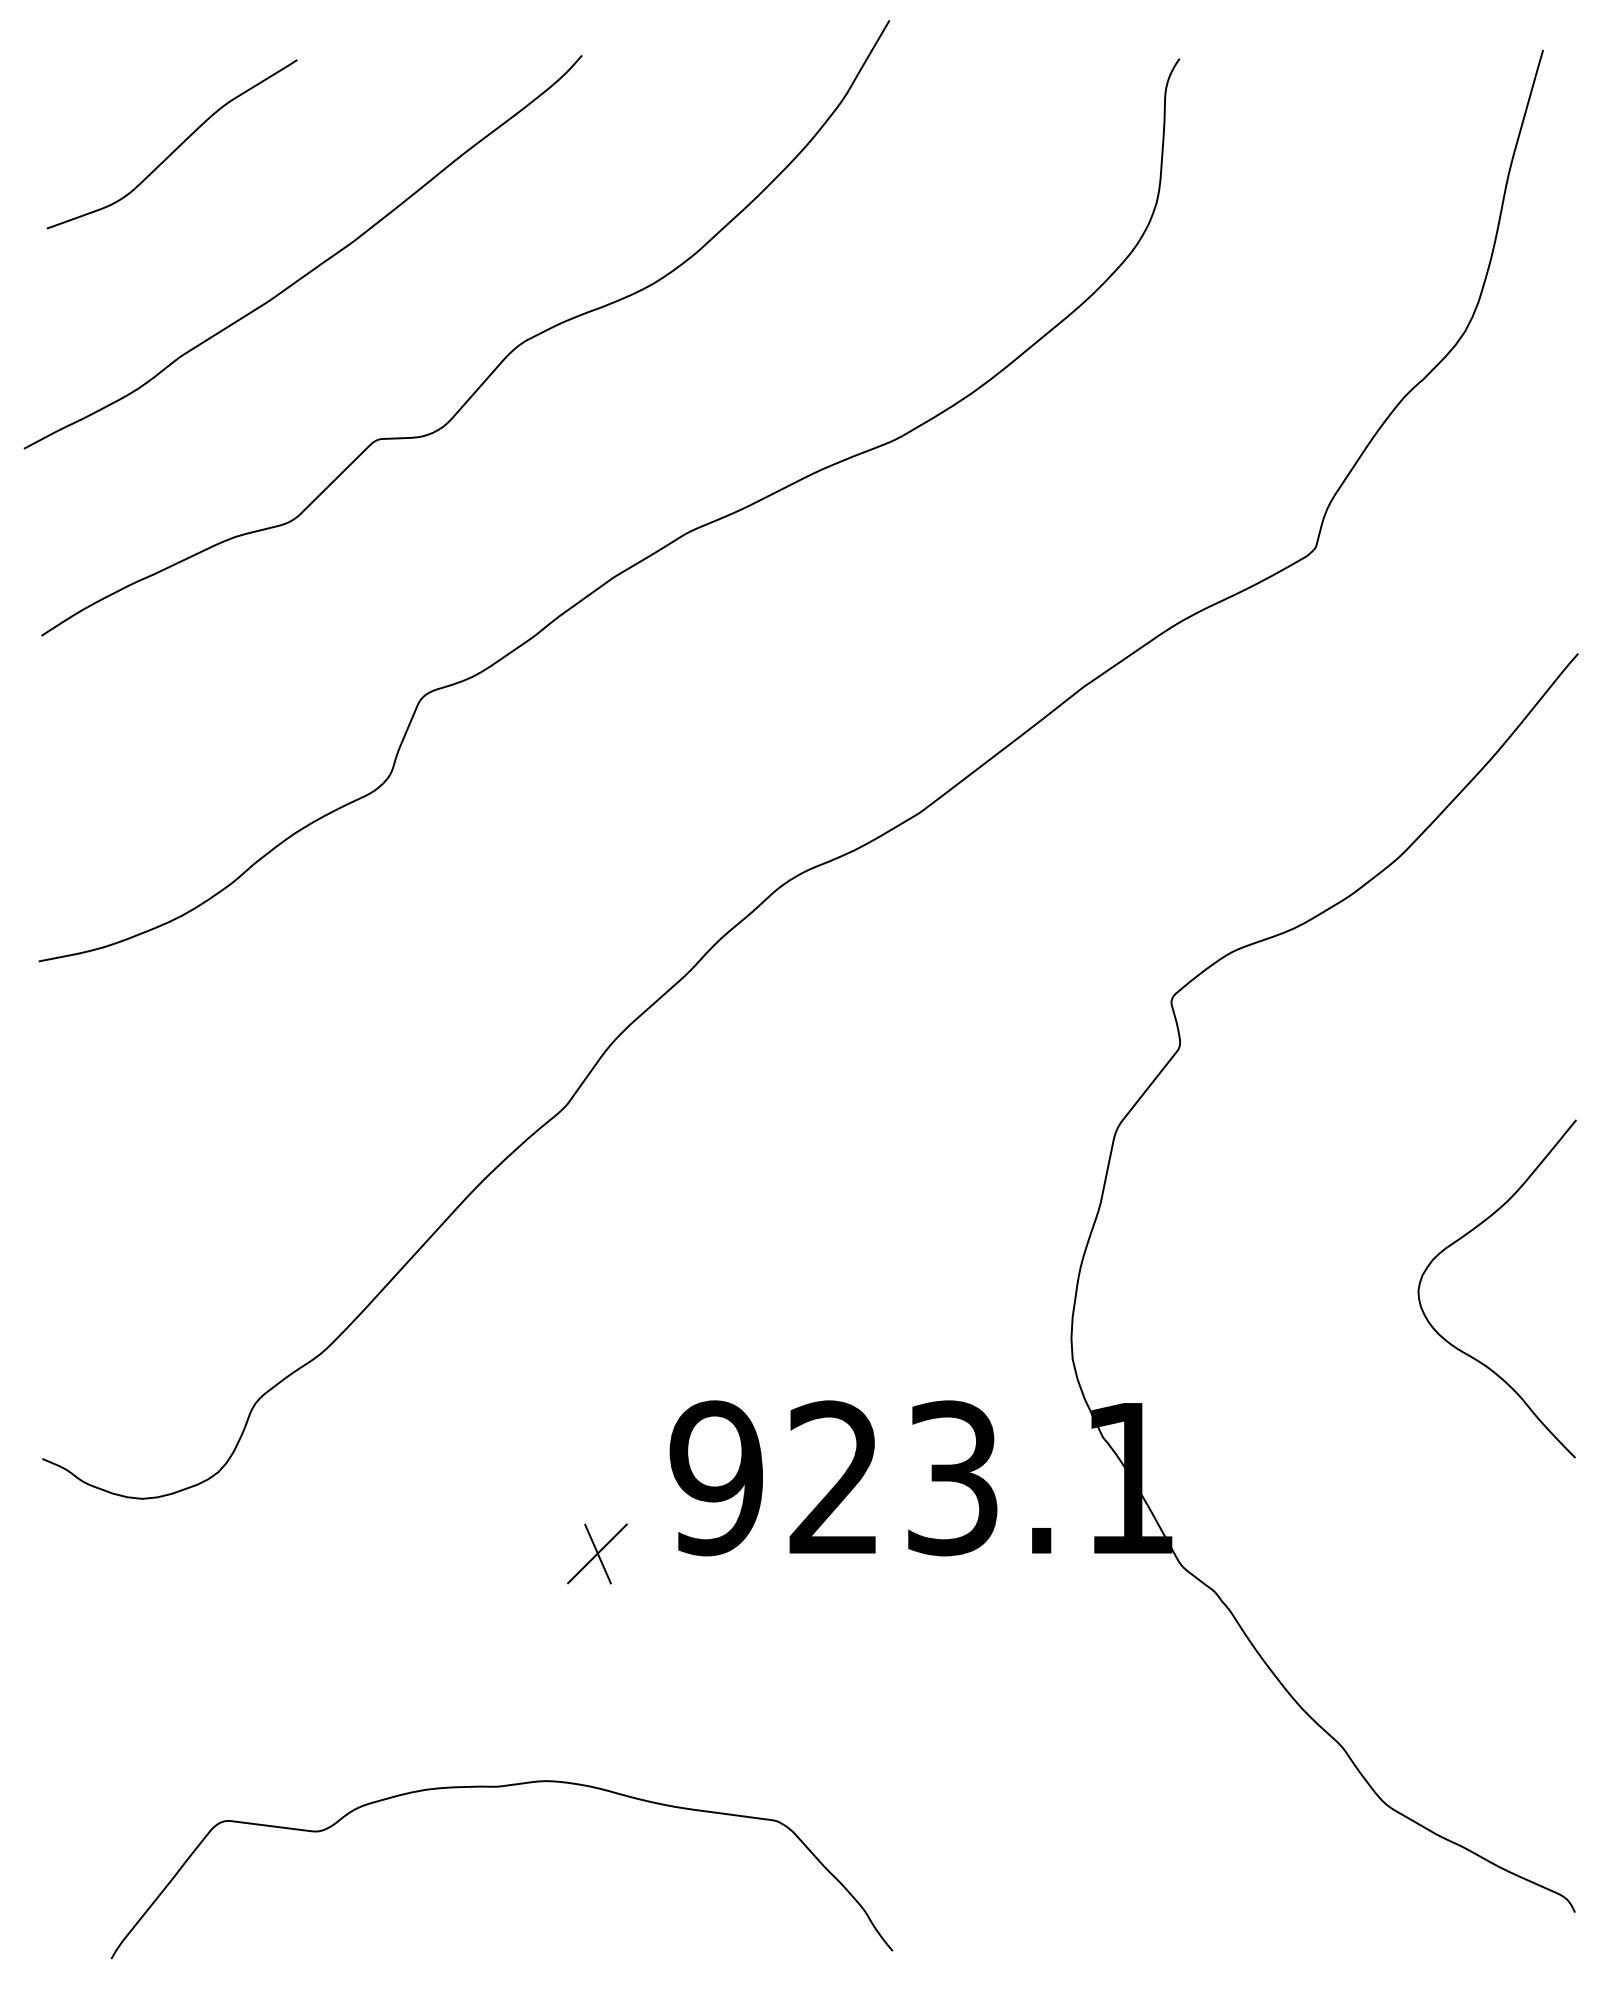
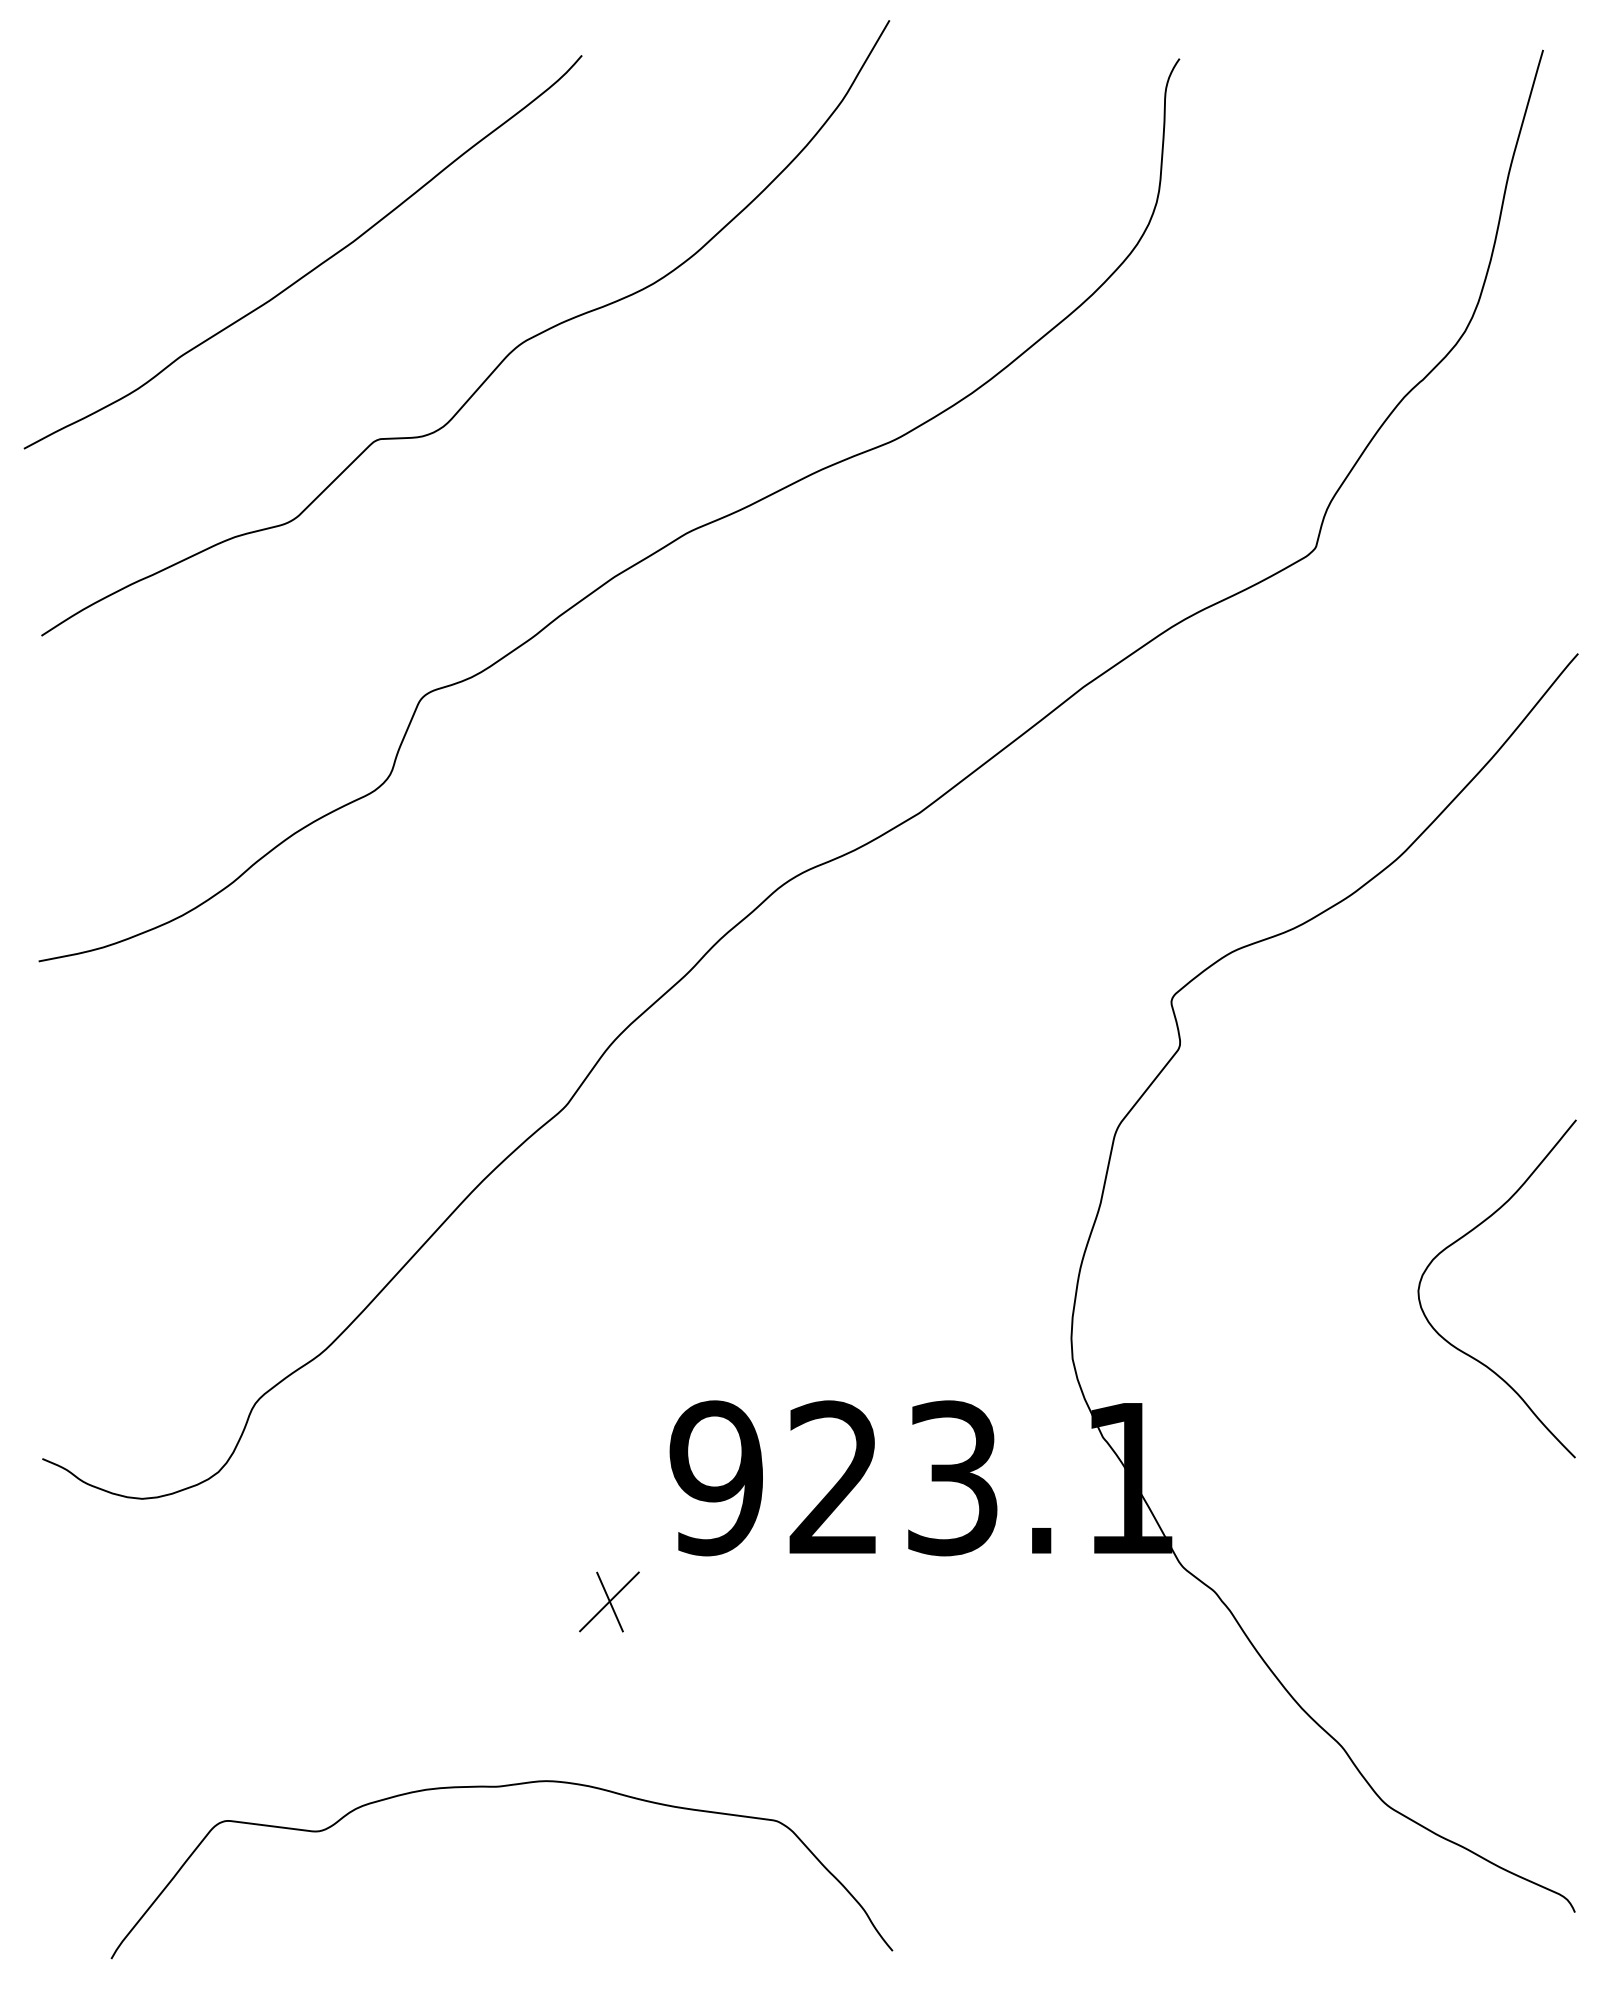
curve: present -> none (175, 148)
part position: (597, 1553) -> (609, 1601) (609, 1601)
